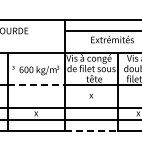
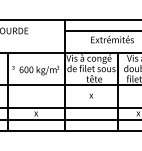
line: dashed -> solid (36, 85)
line: dashed -> solid (91, 131)
